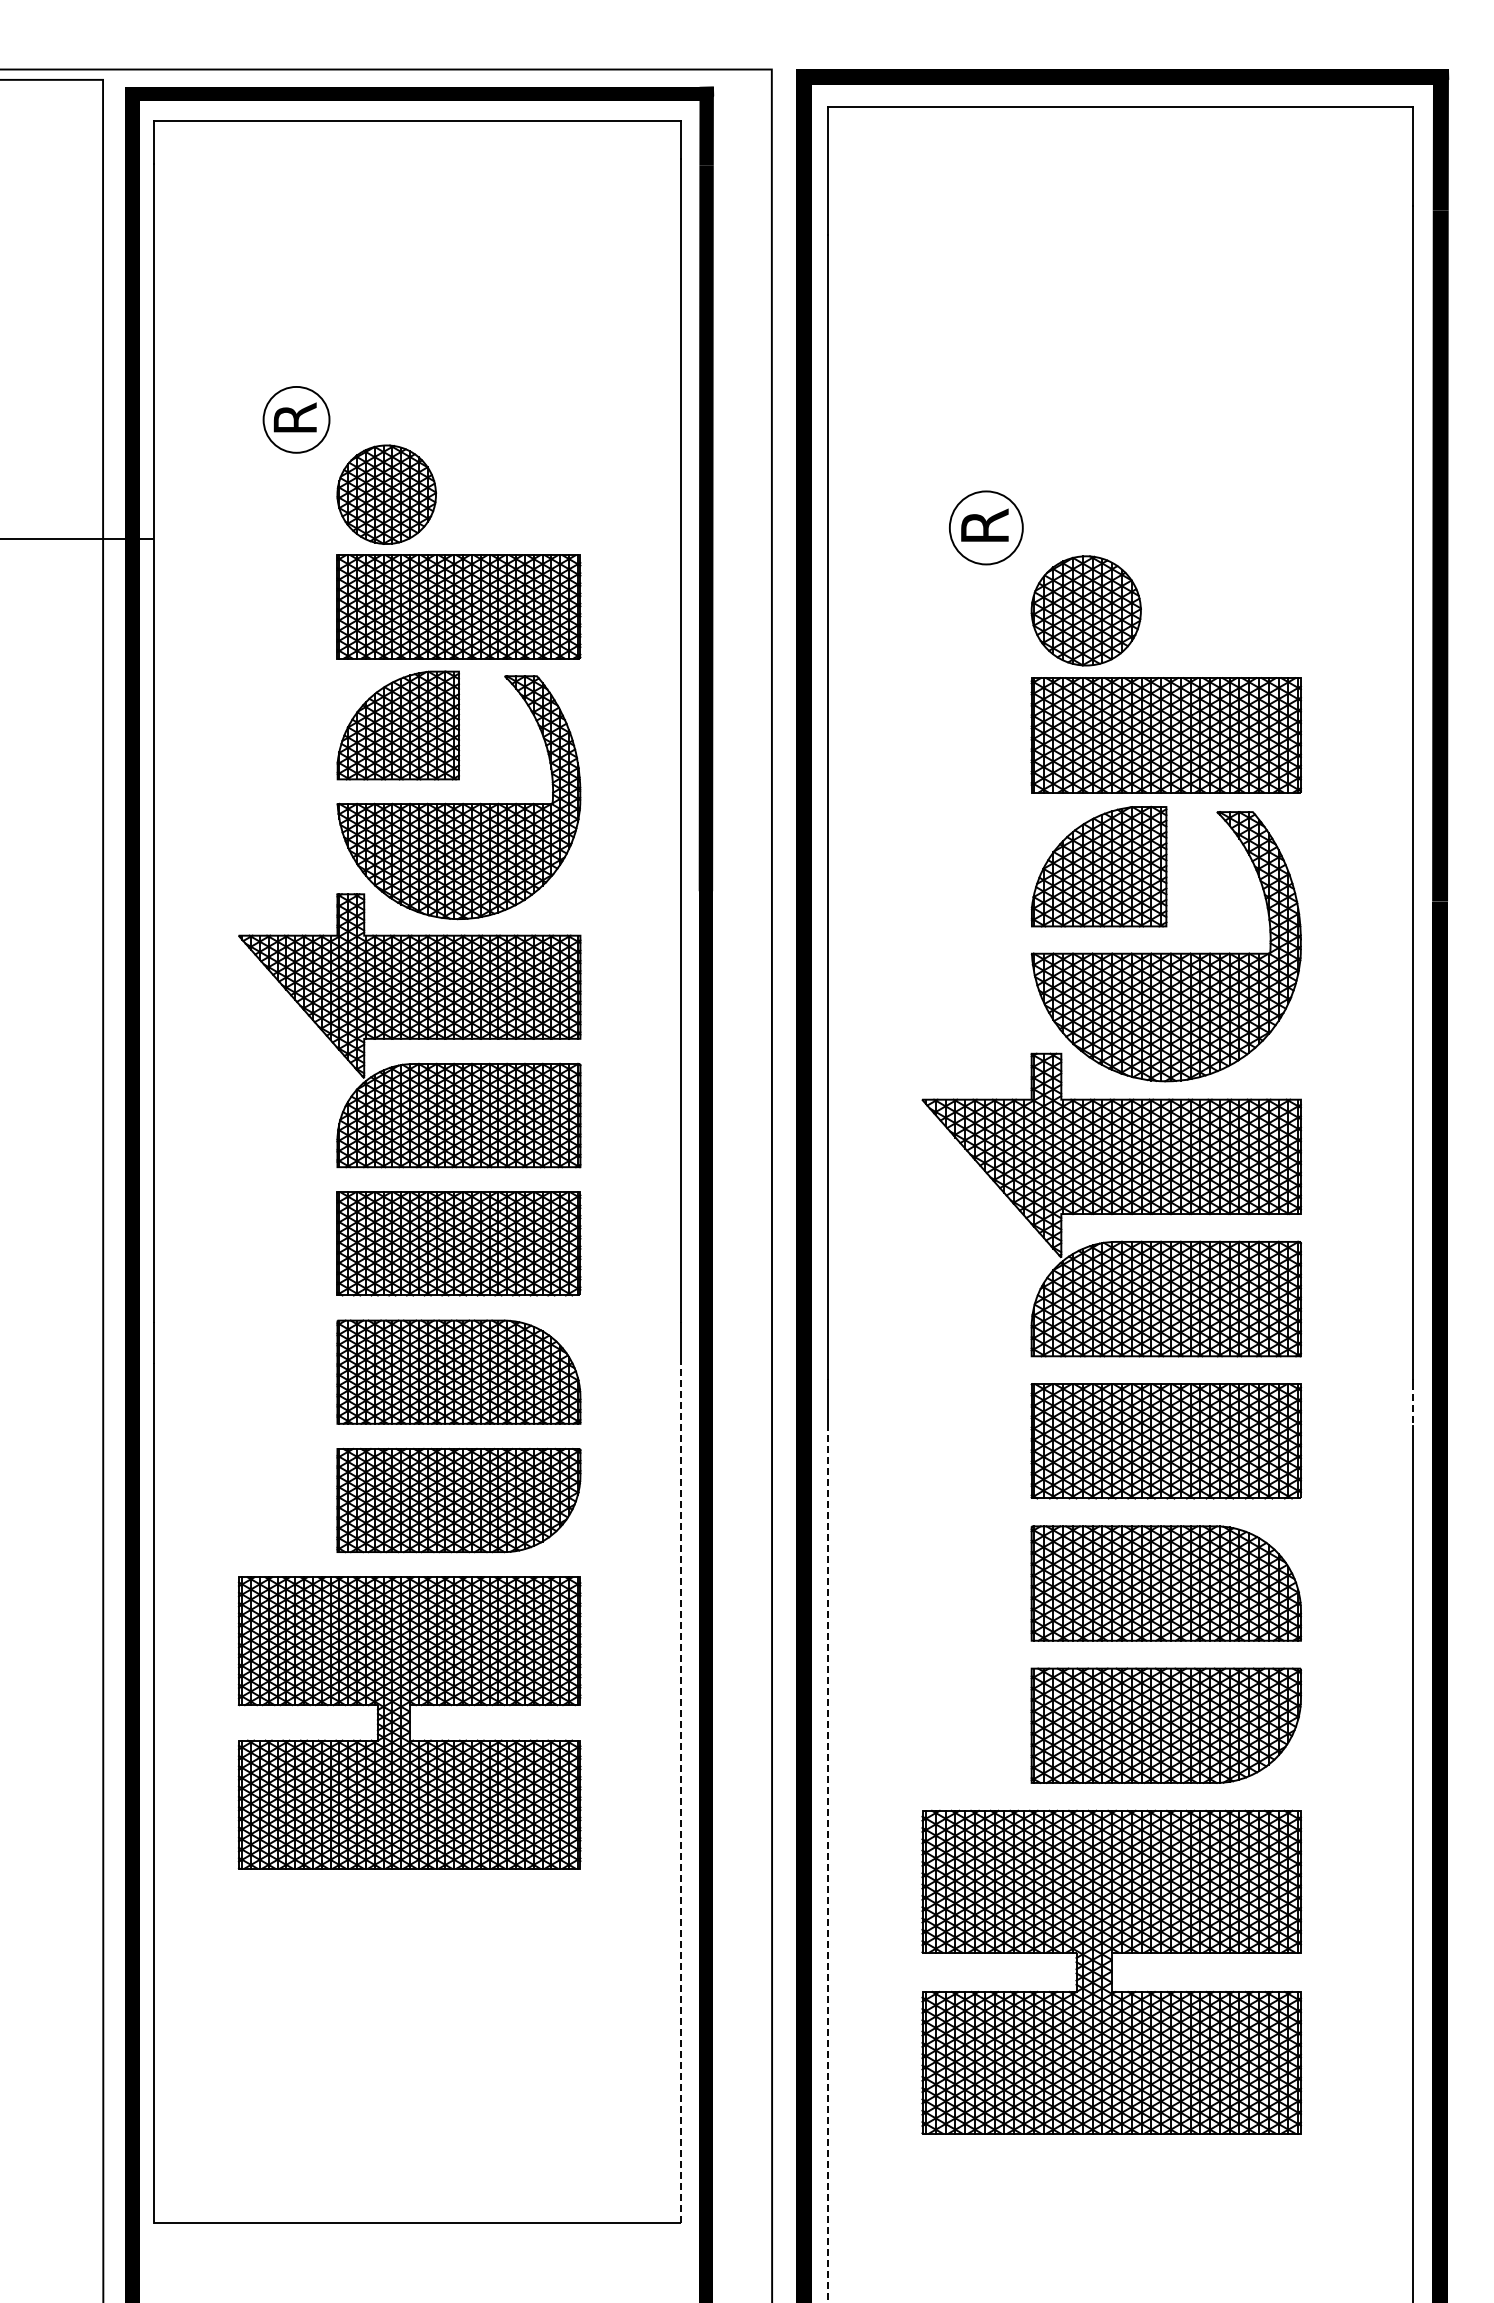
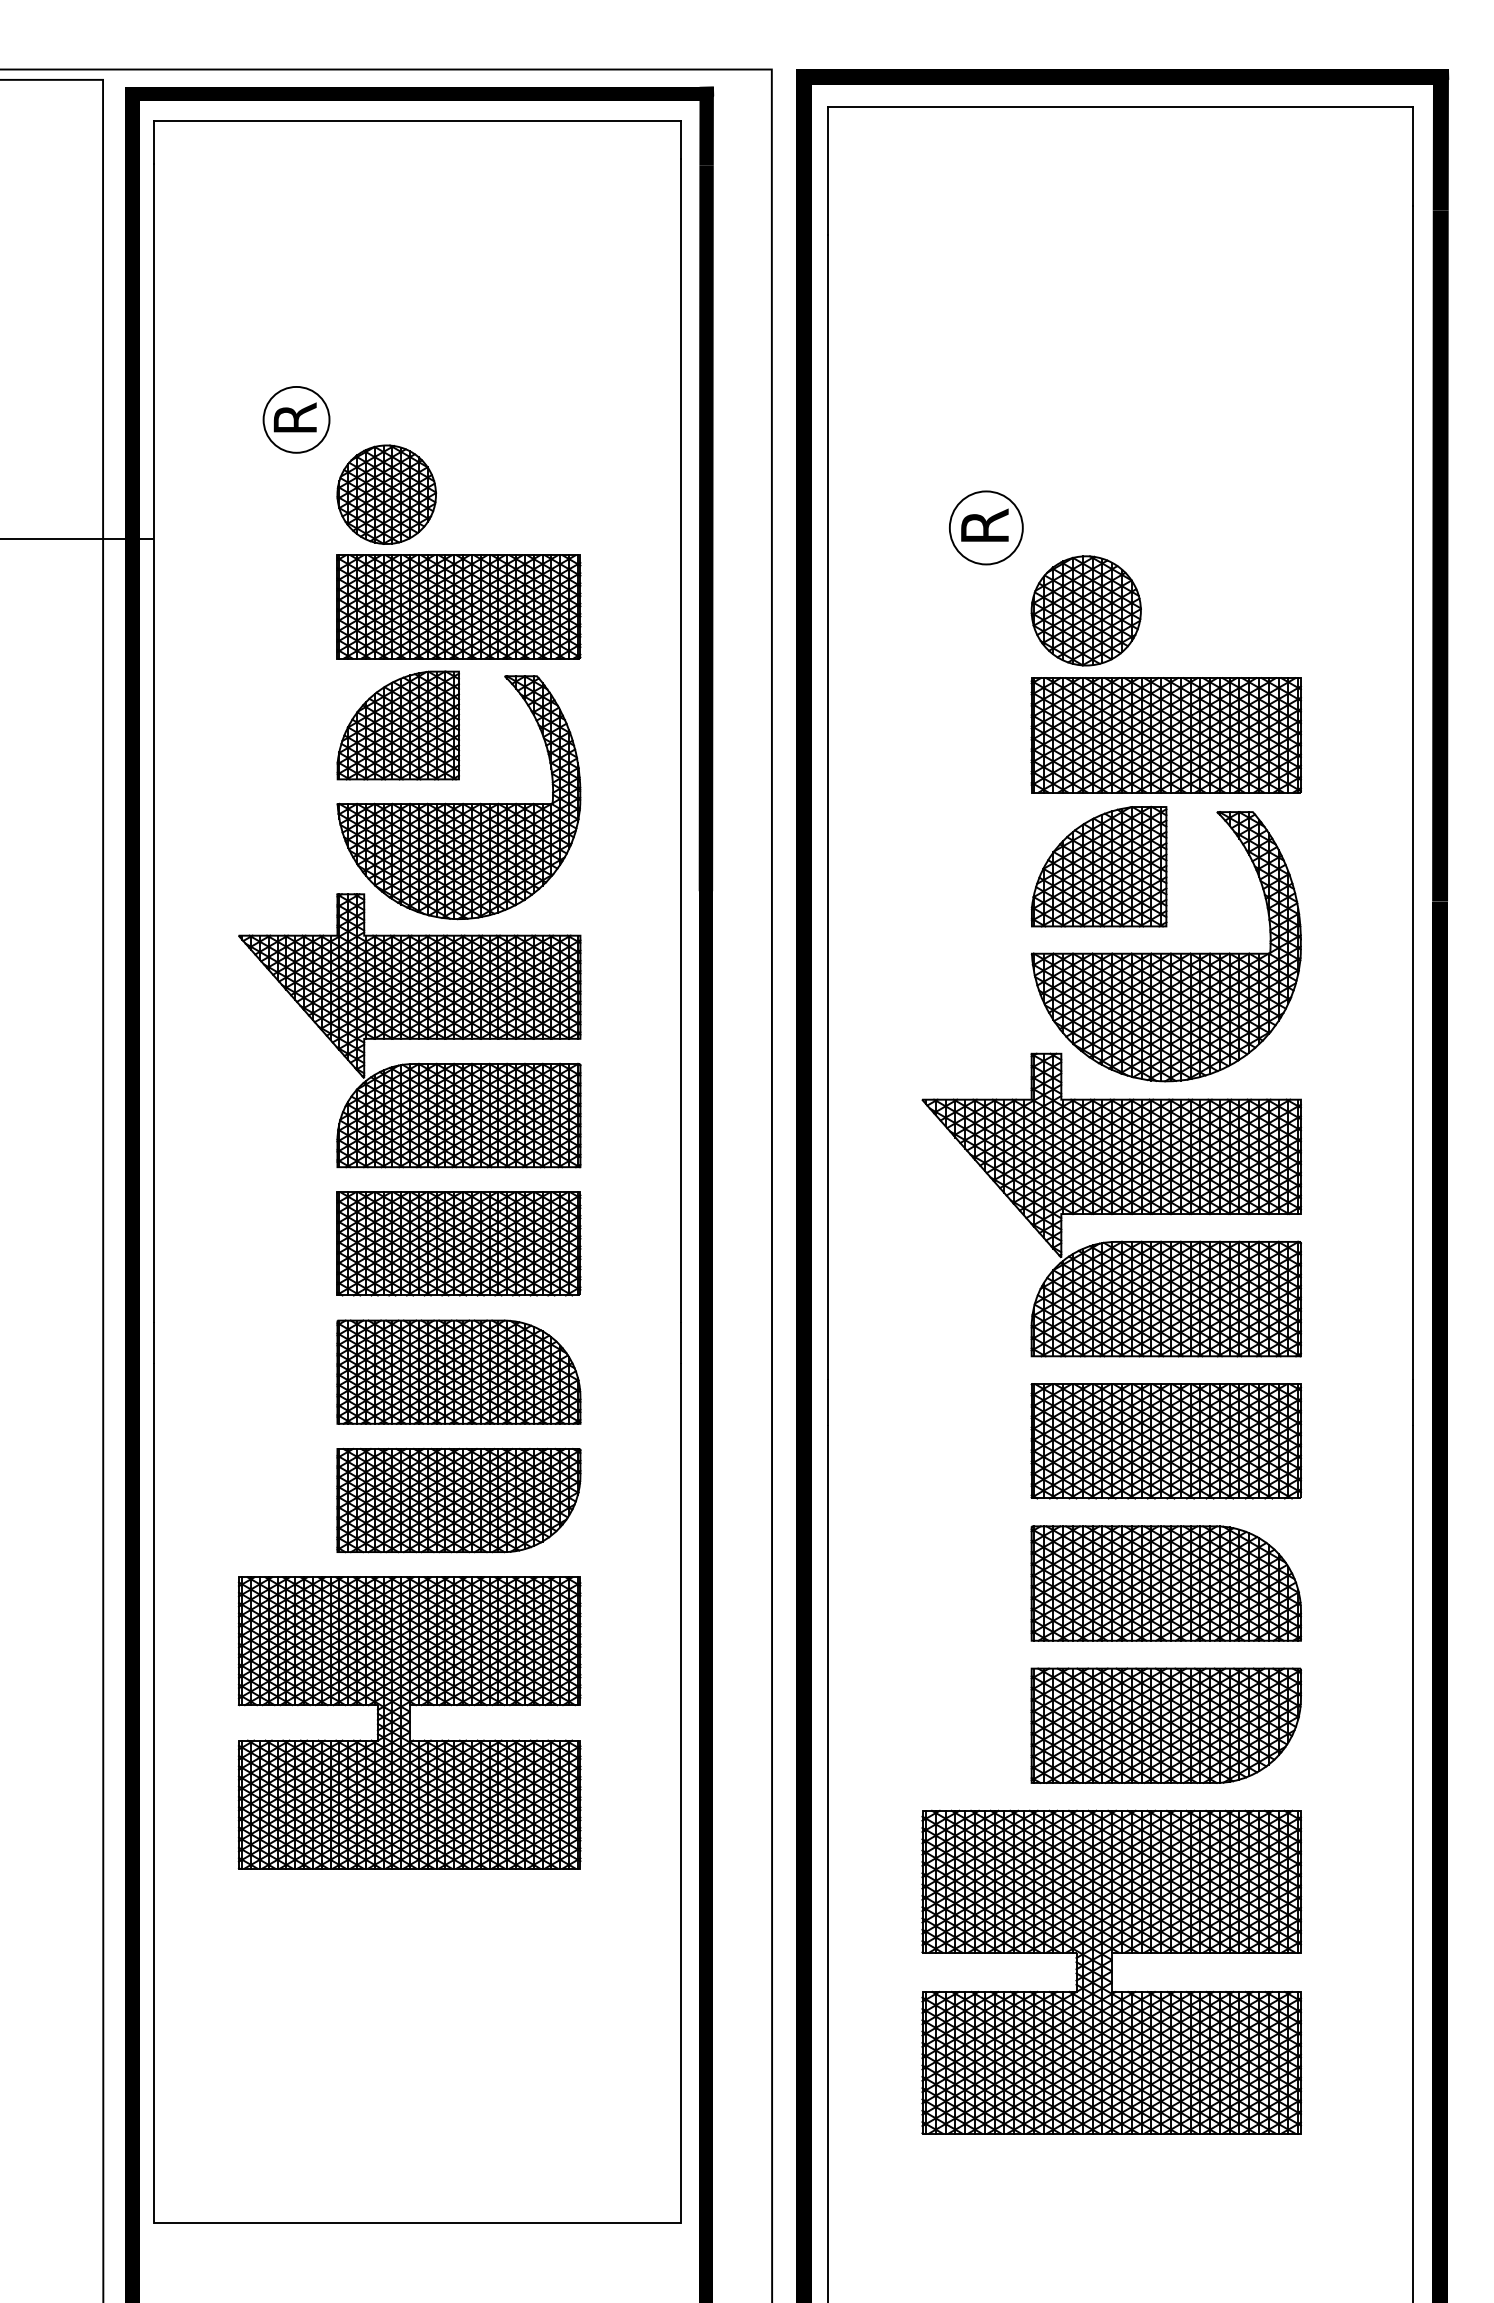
line: dashed -> solid (1412, 1404)
line: dashed -> solid (681, 1792)
line: dashed -> solid (828, 1863)
